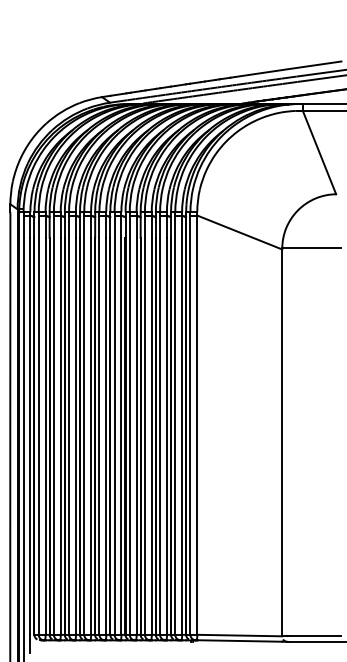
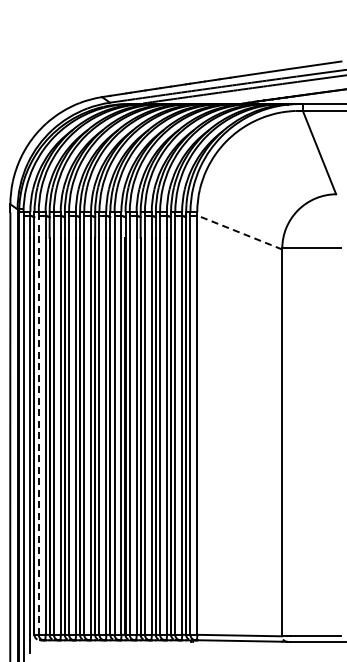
line: solid -> dashed (239, 232)
line: solid -> dashed (38, 425)
